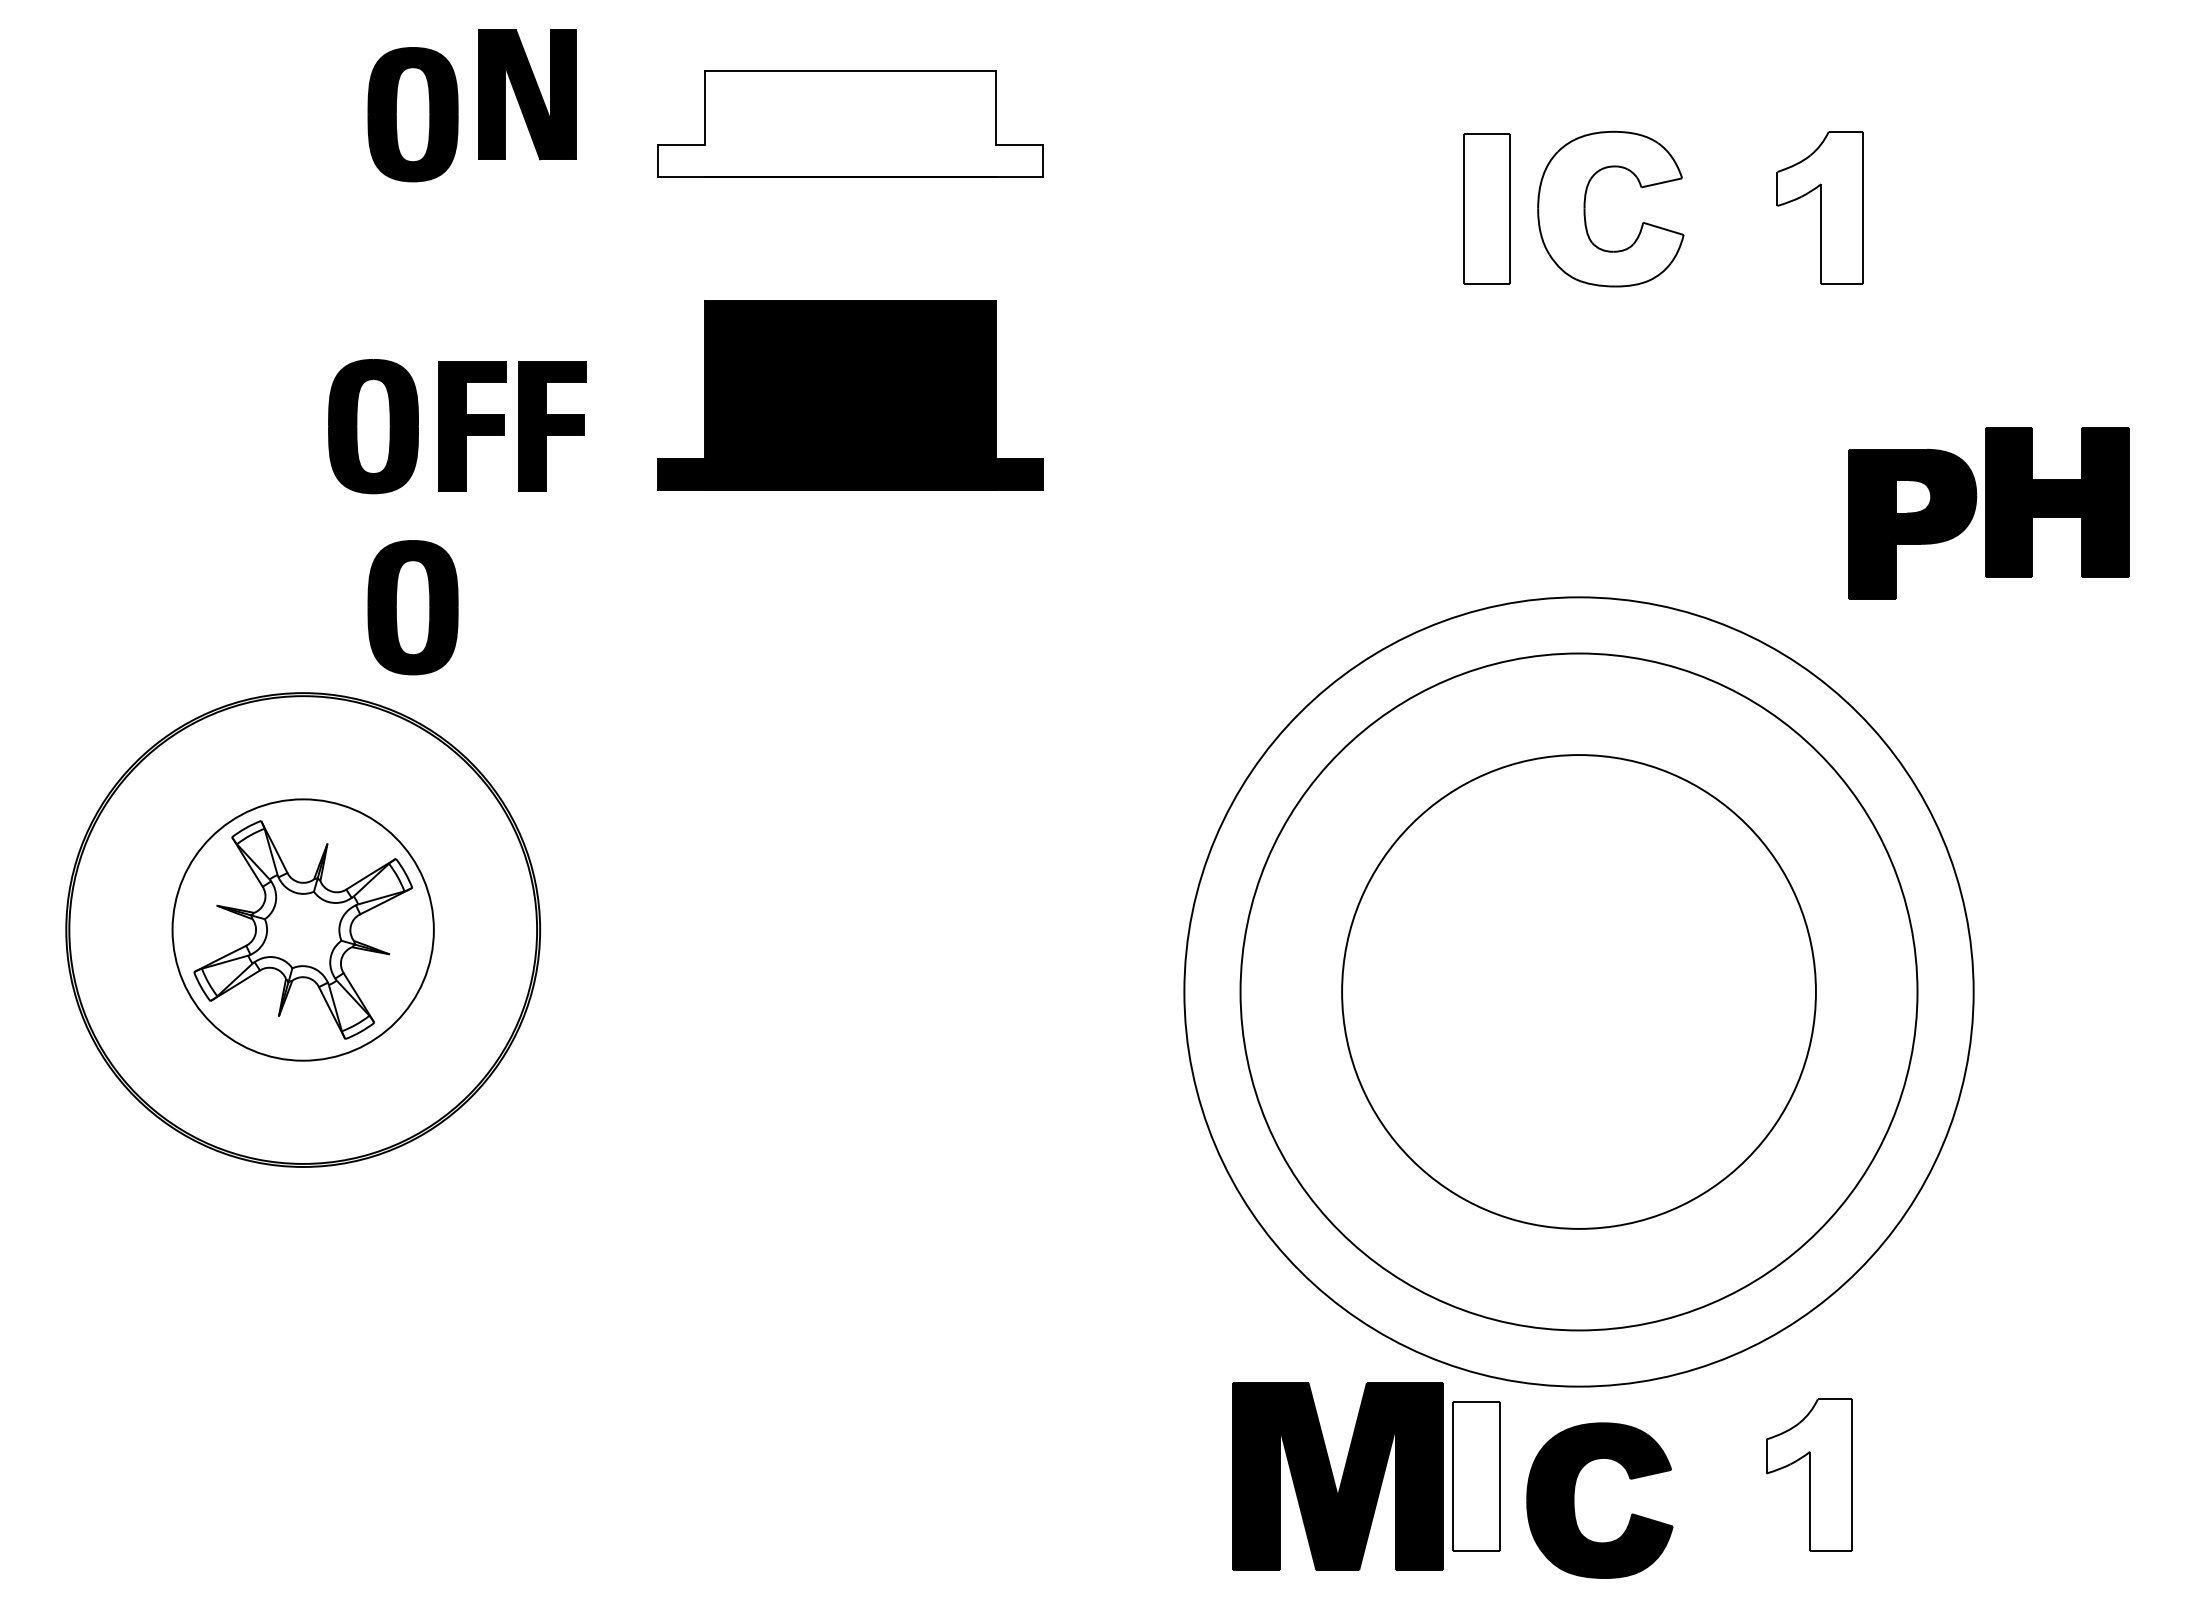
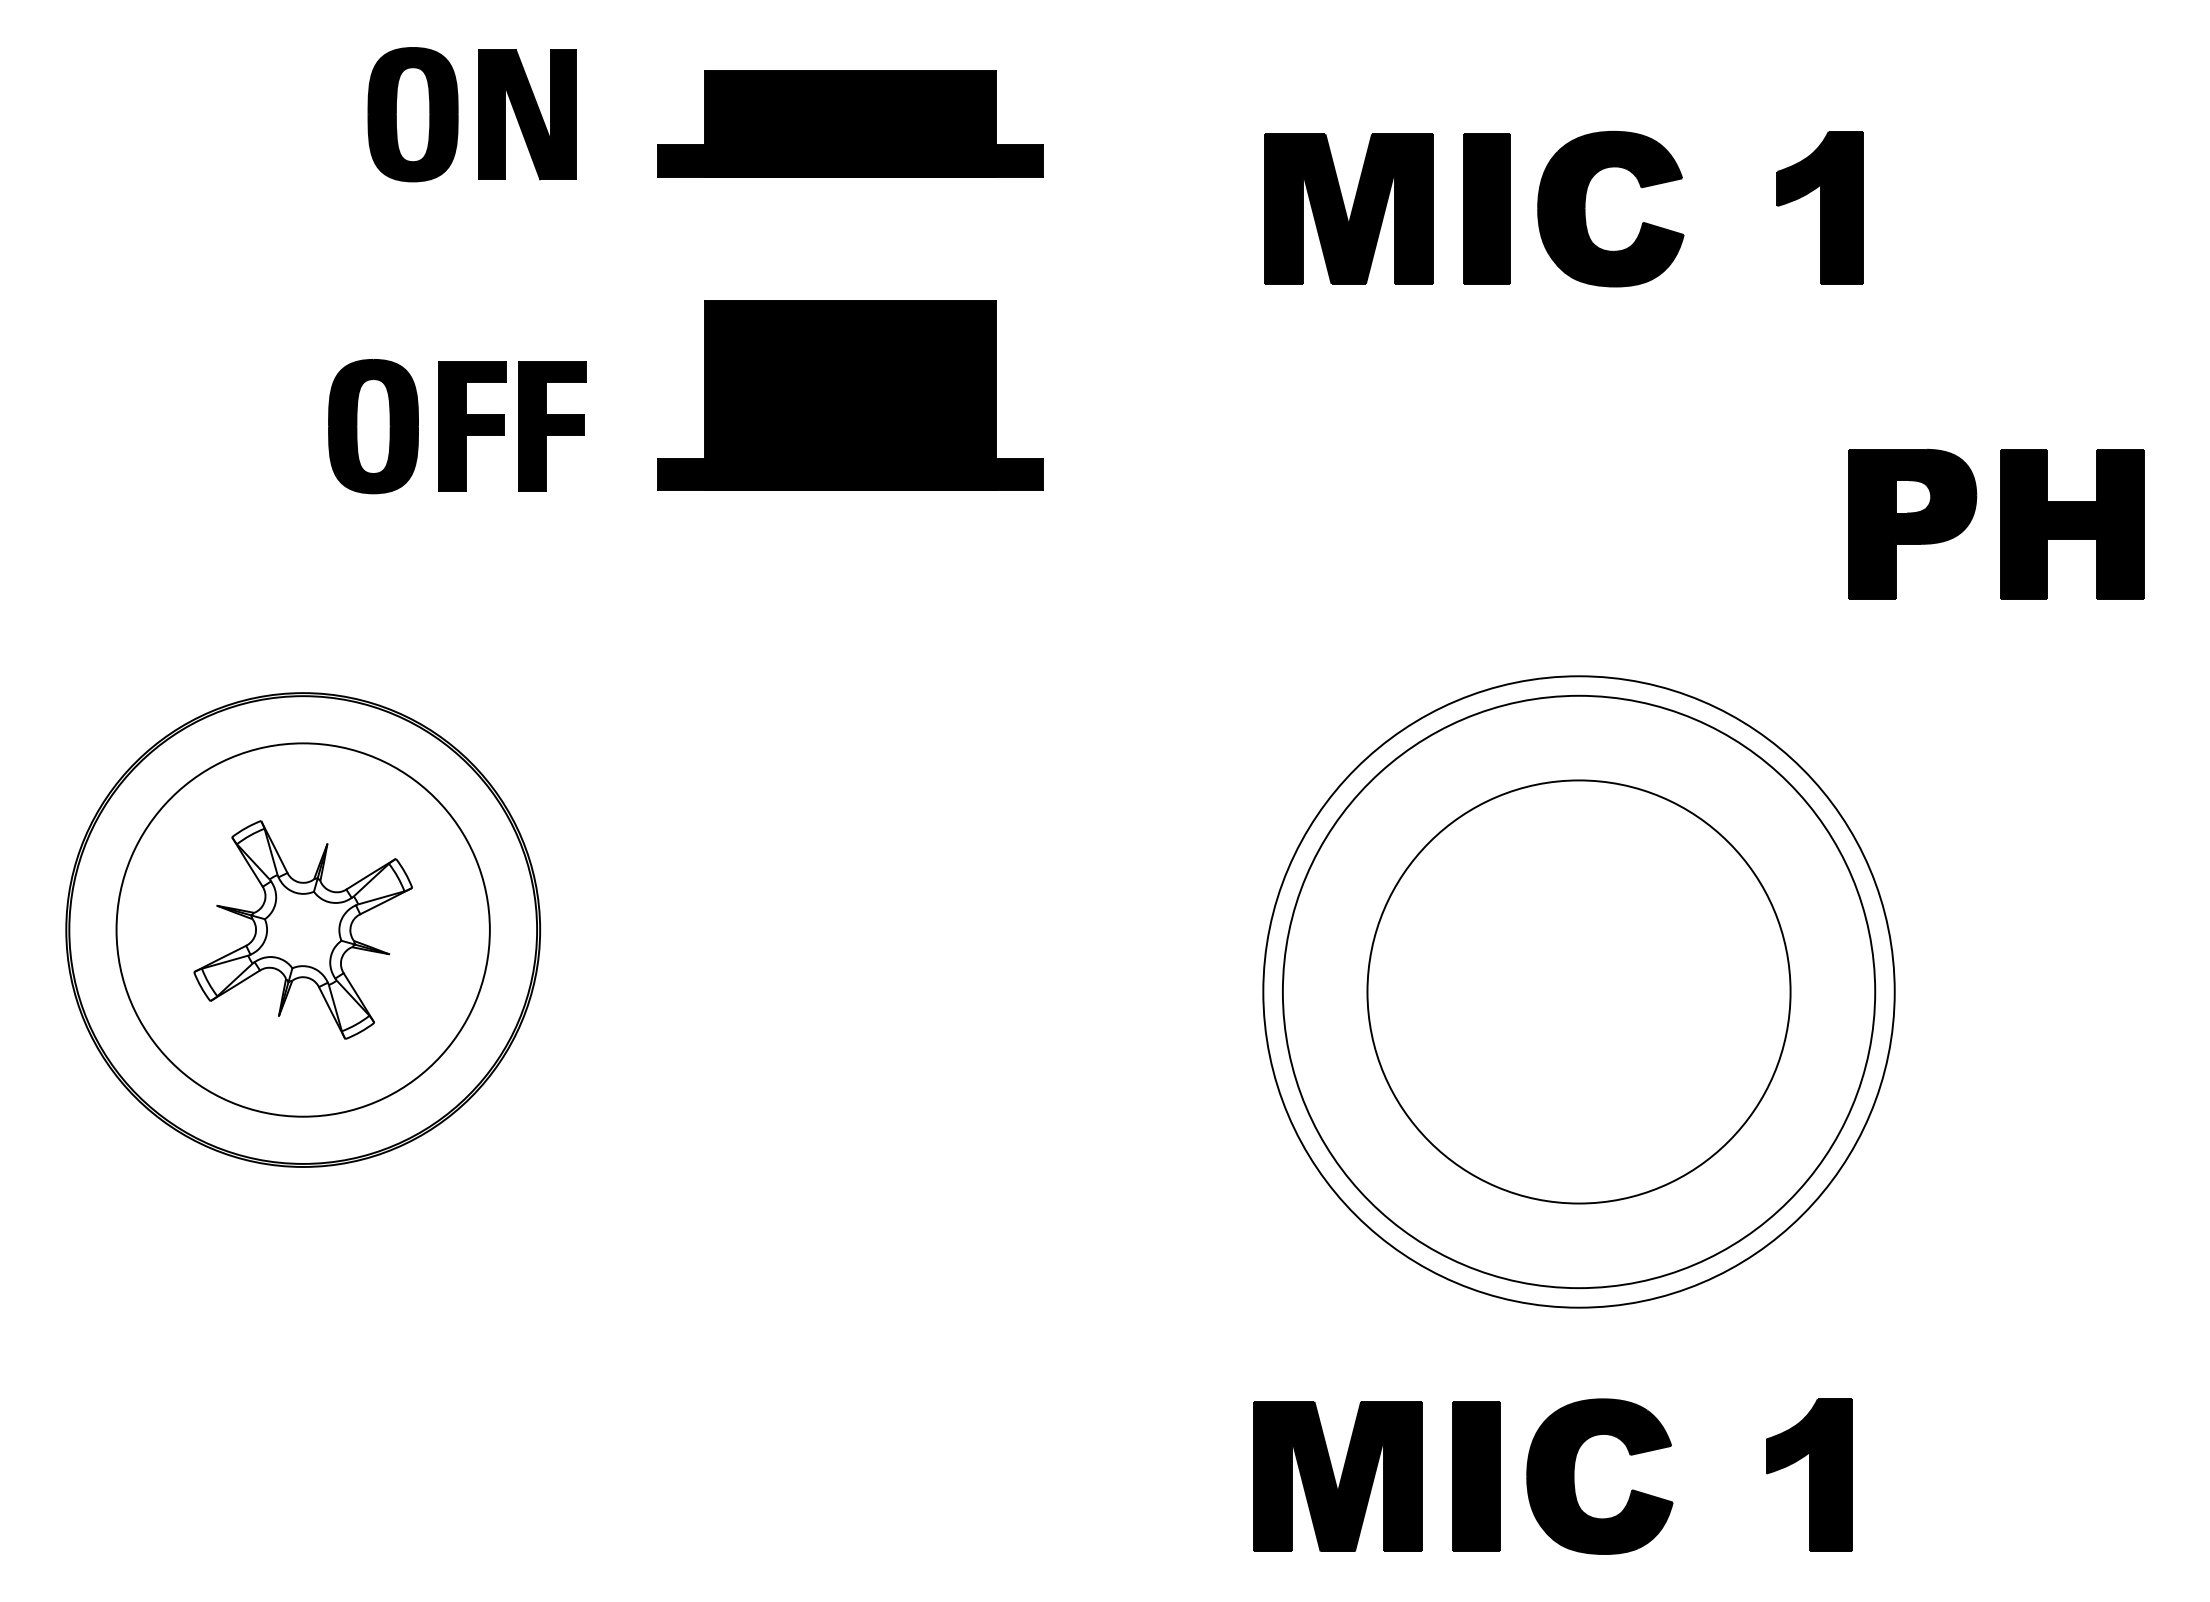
part position: (527, 94) -> (527, 114) (527, 114)
fill: none -> present (850, 123)
fill: none -> present (1820, 207)
part: none -> present (1348, 208)
fill: none -> present (1487, 208)
fill: none -> present (1610, 208)
part position: (2057, 502) -> (2072, 524) (2072, 524)
part: present -> none (412, 607)
circle diameter: 261 px -> 373 px (302, 929)
circle diameter: 474 px -> 592 px (1578, 991)
circle diameter: 677 px -> 423 px (1578, 991)
circle diameter: 789 px -> 631 px (1578, 991)
fill: none -> present (1809, 1475)
part size: 212x189 px -> 170x151 px (1337, 1476)
fill: none -> present (1476, 1476)
part position: (1574, 1500) -> (1574, 1476) (1574, 1476)
